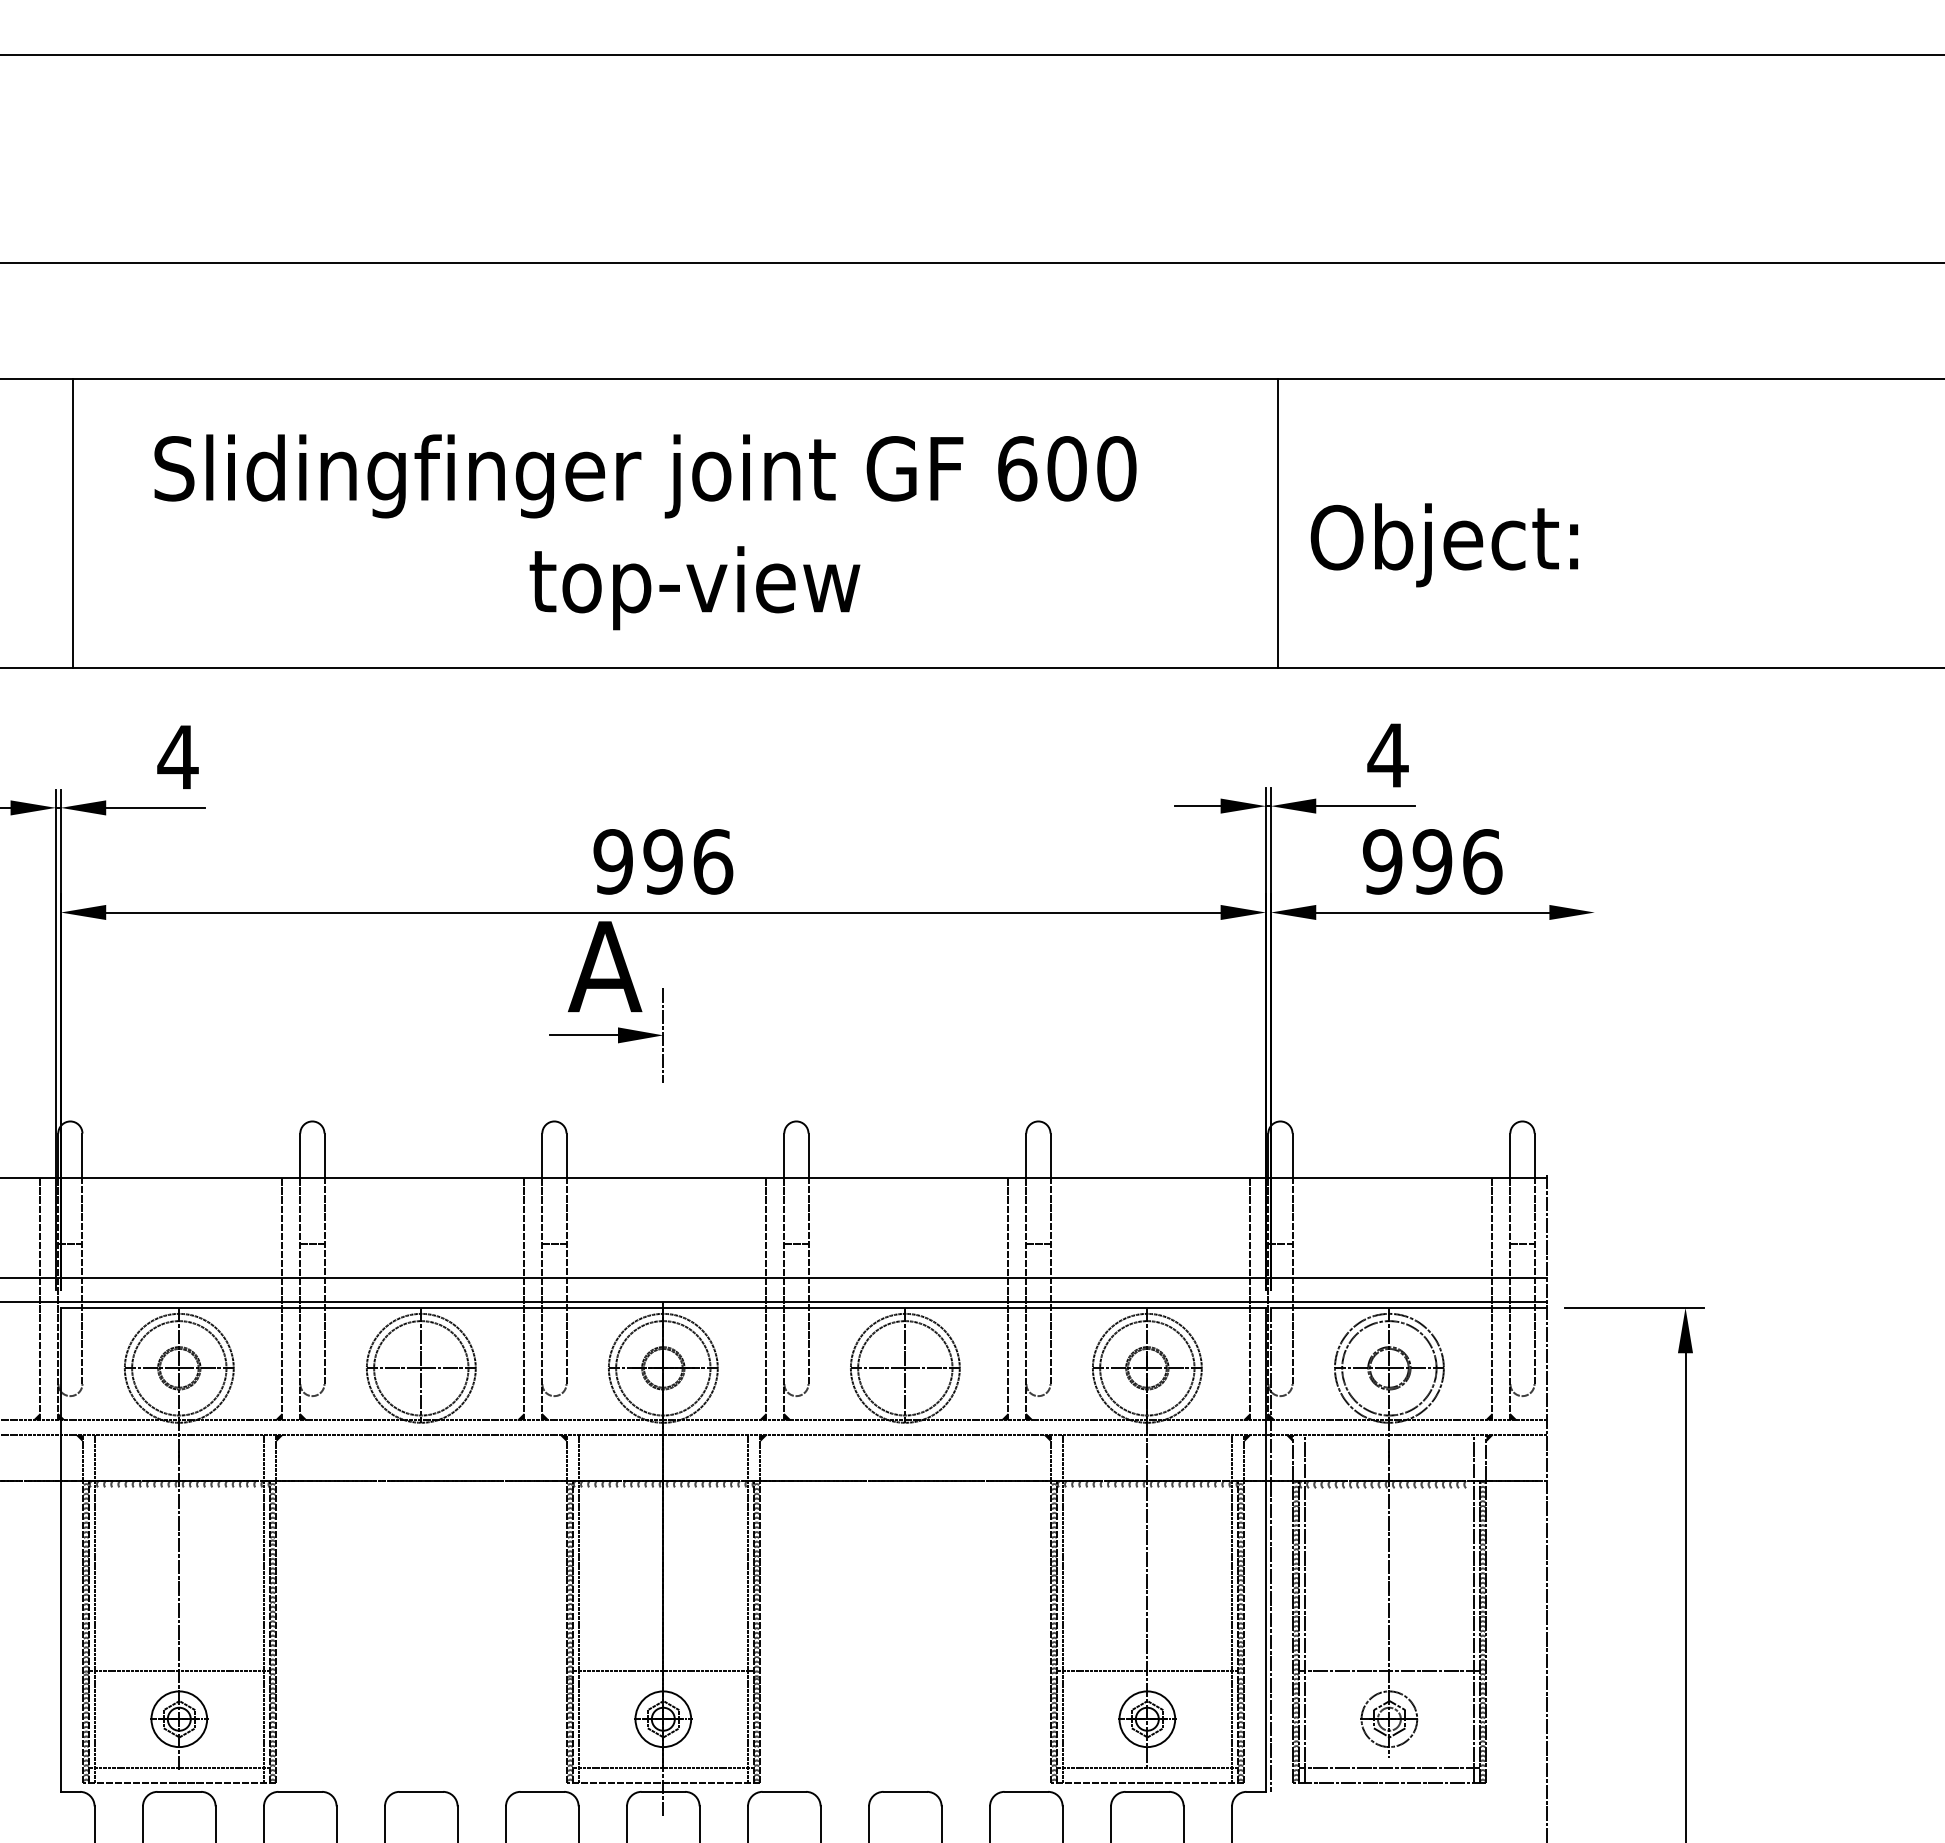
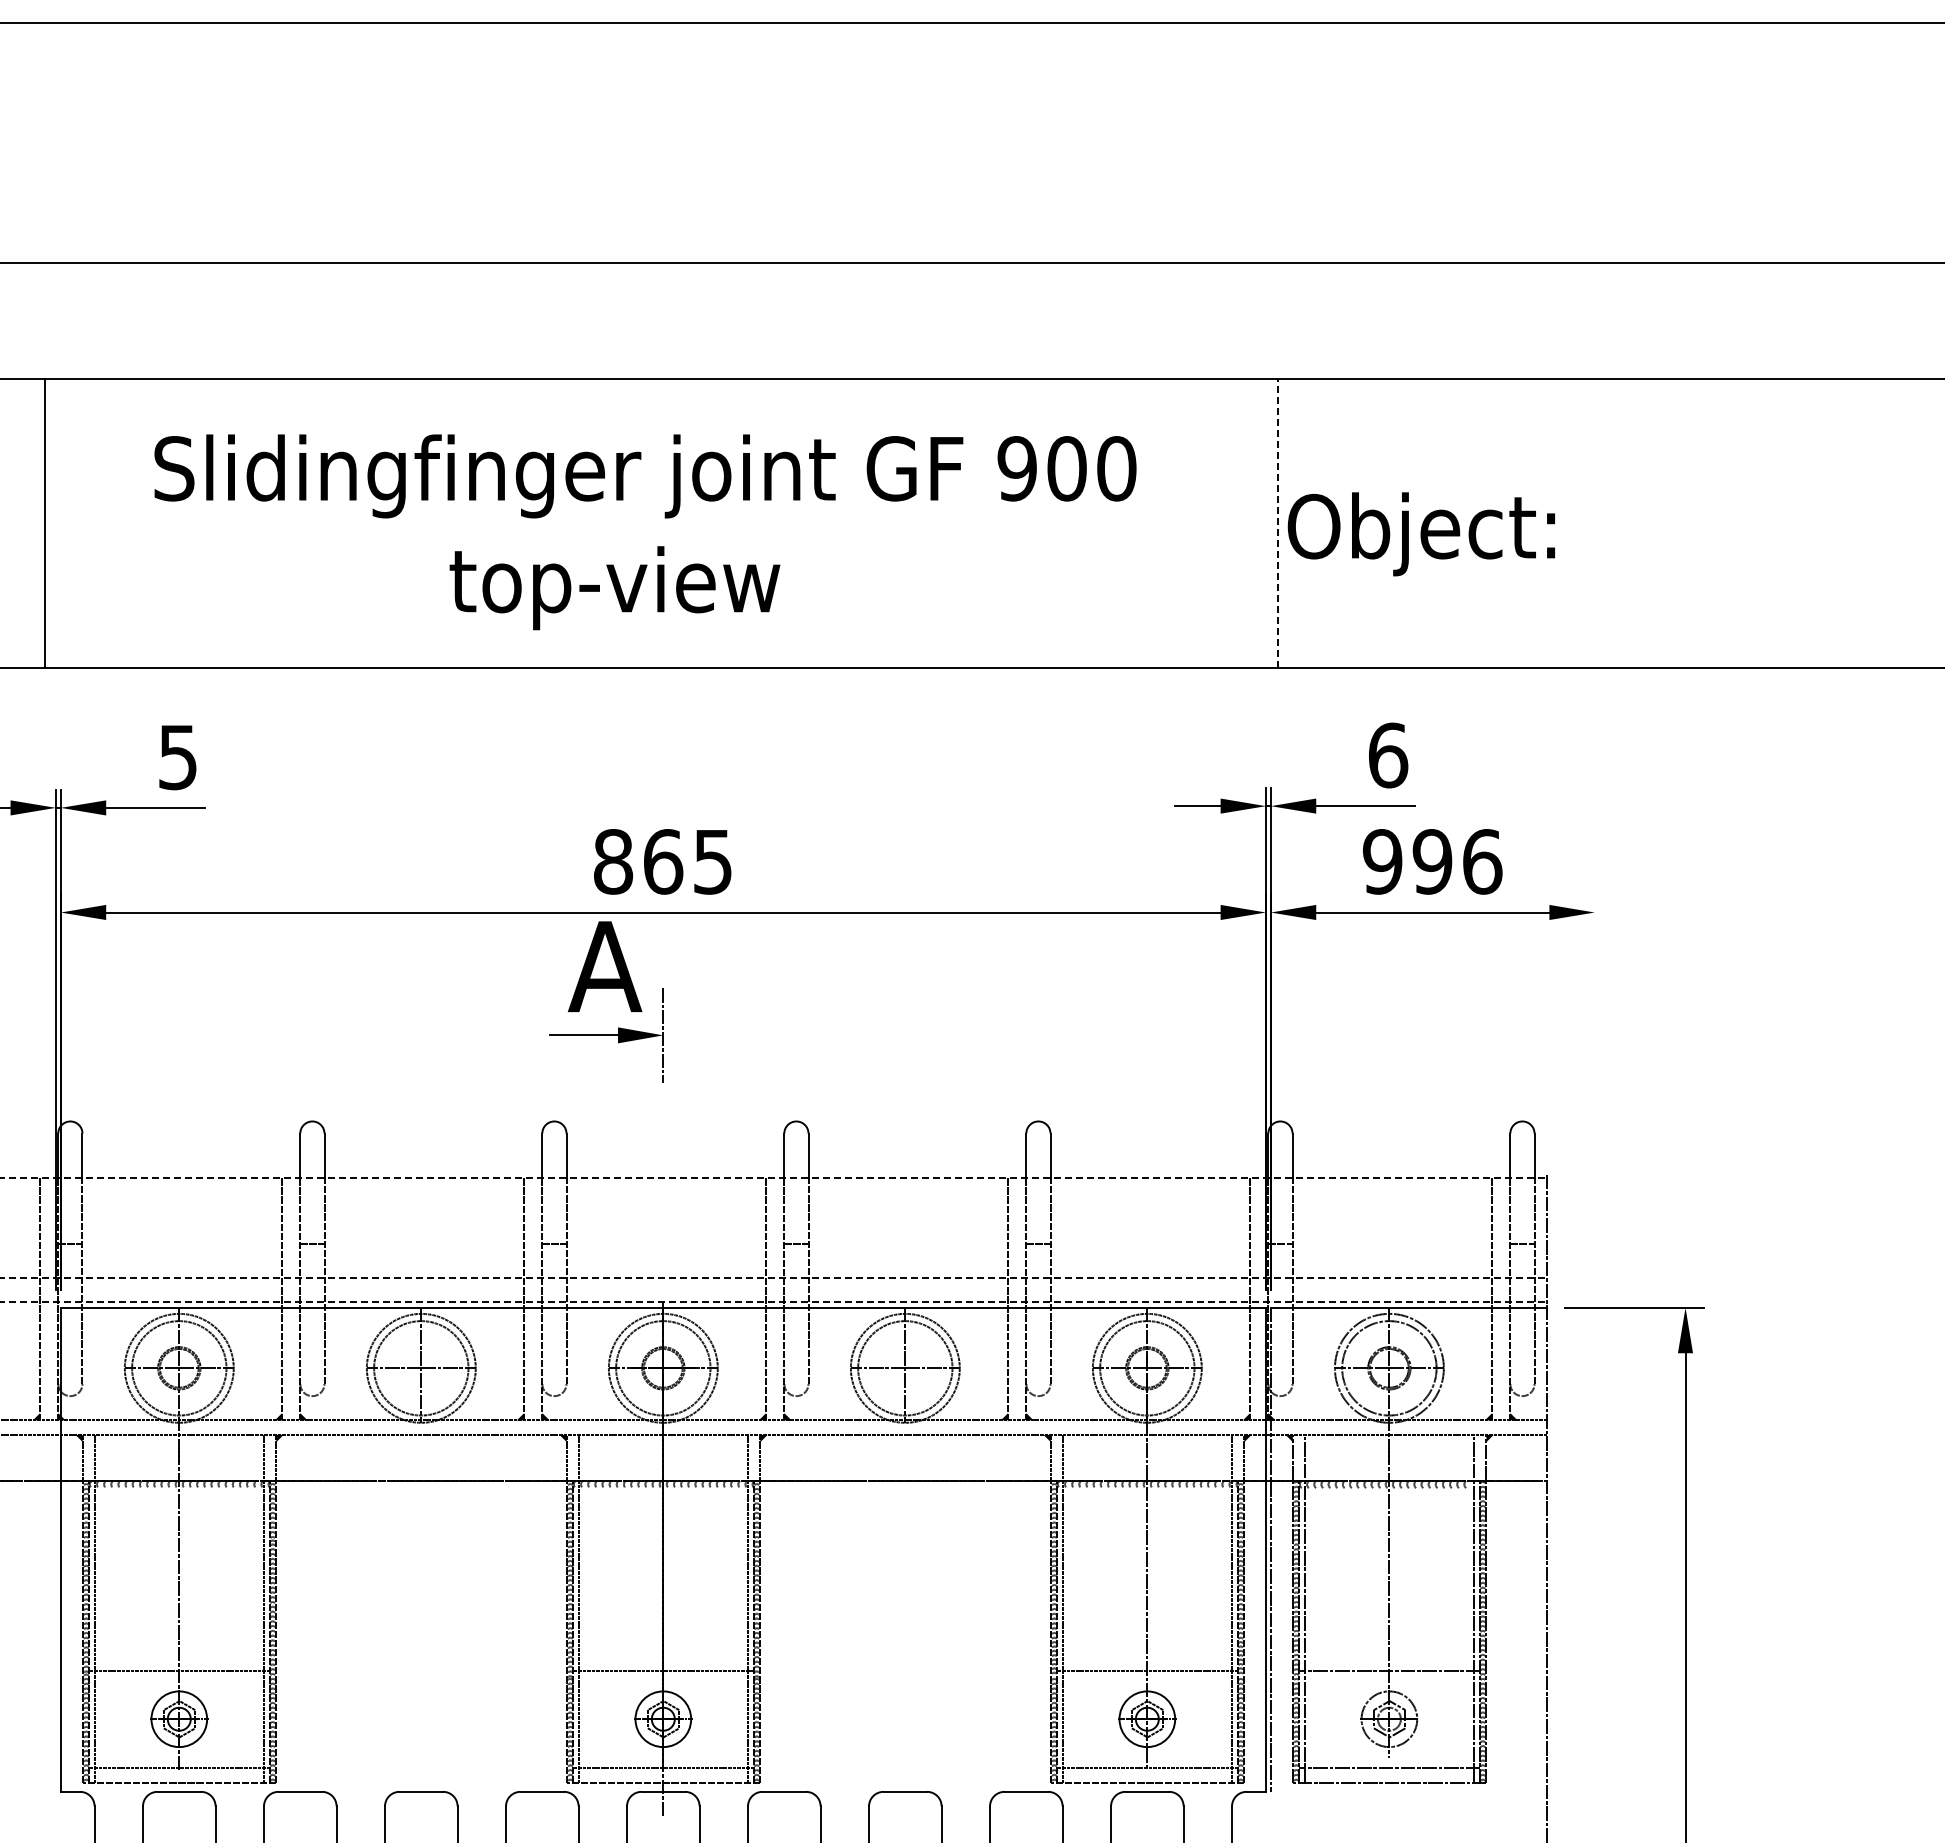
line position: (971, 55) -> (971, 23) (971, 23)
text: 600 -> 900 (1017, 468)
line position: (73, 522) -> (45, 522) (45, 522)
line: solid -> dashed (1277, 523)
text position: (1443, 545) -> (1420, 534) (1420, 534)
text position: (694, 588) -> (614, 588) (614, 588)
text: 4 -> 6 (1387, 755)
text: 4 -> 5 (177, 757)
text: 996 -> 865 (663, 861)
line: solid -> dashed (773, 1178)
line: solid -> dashed (773, 1277)
line: solid -> dashed (773, 1301)
